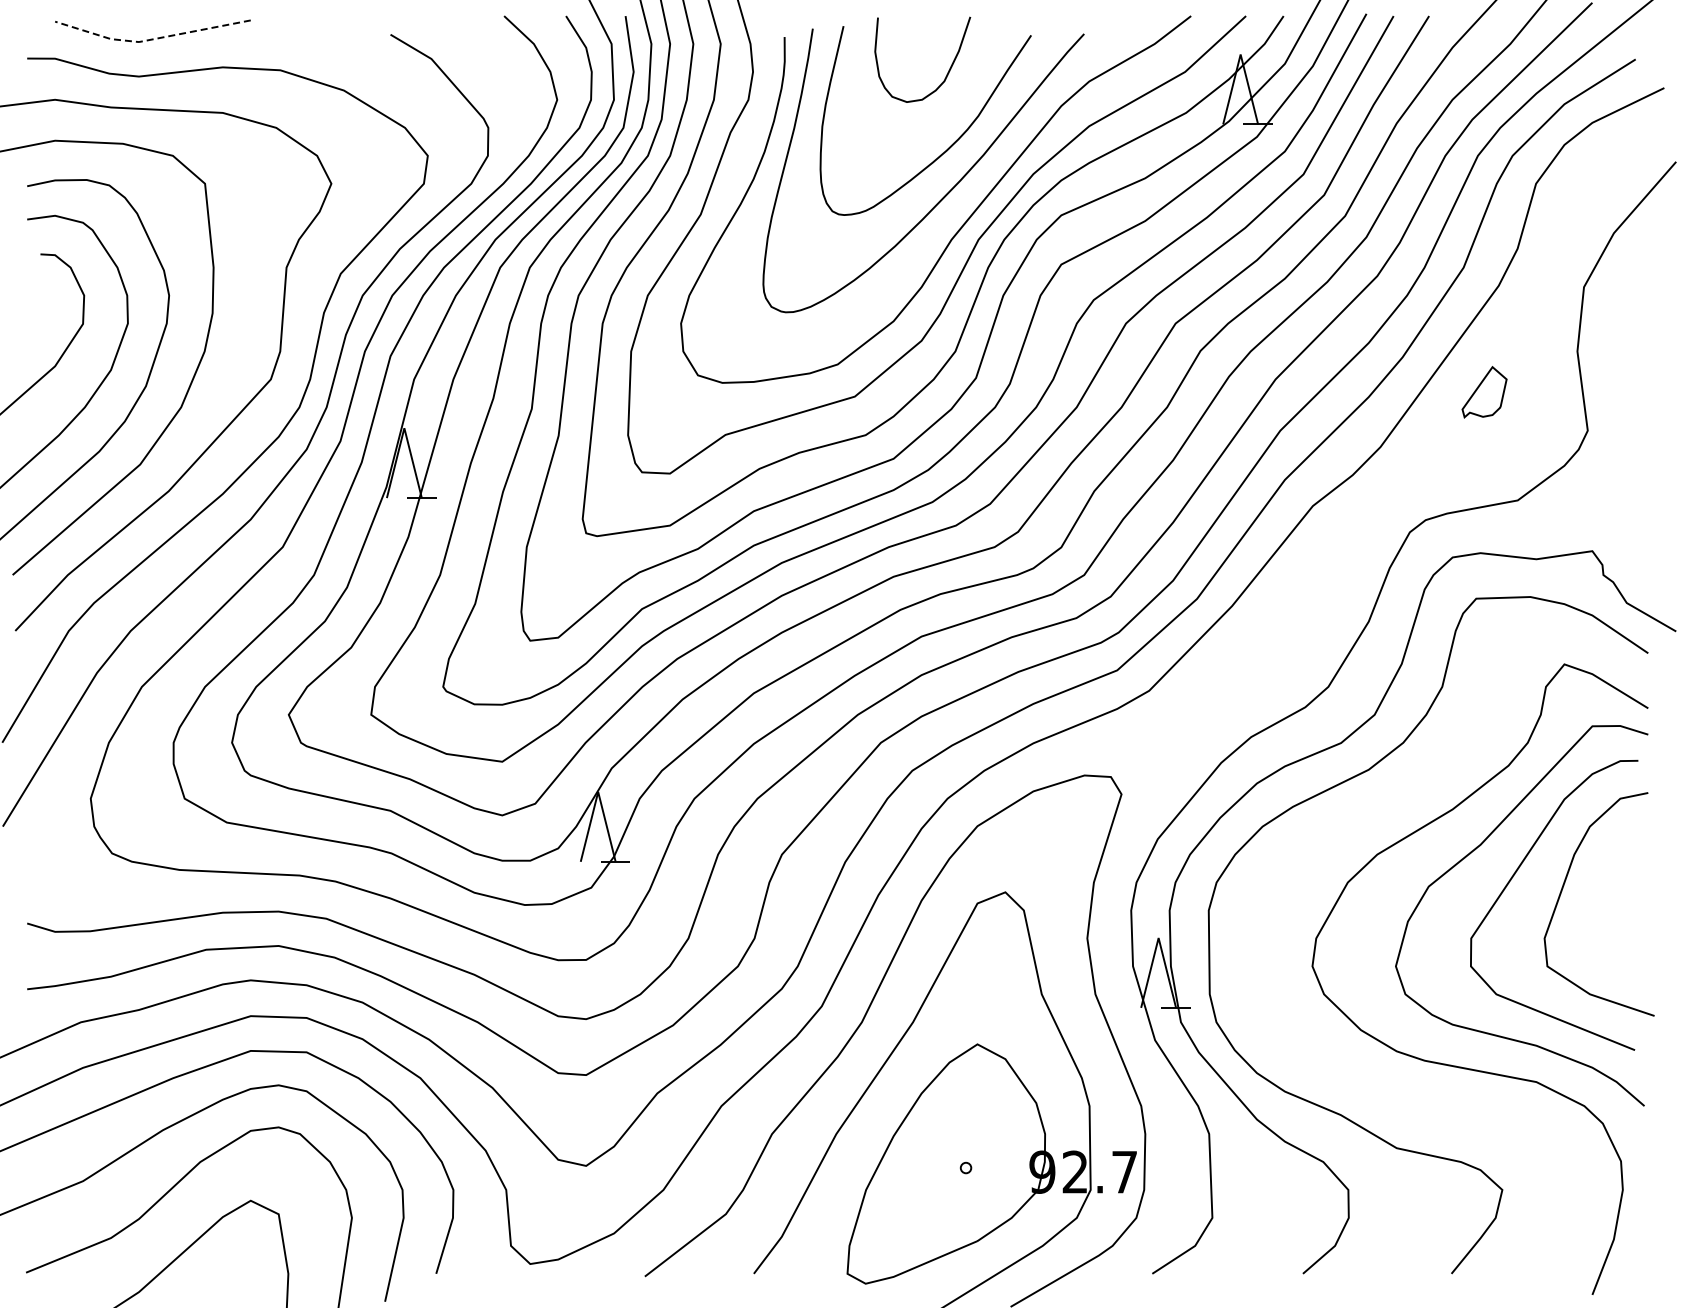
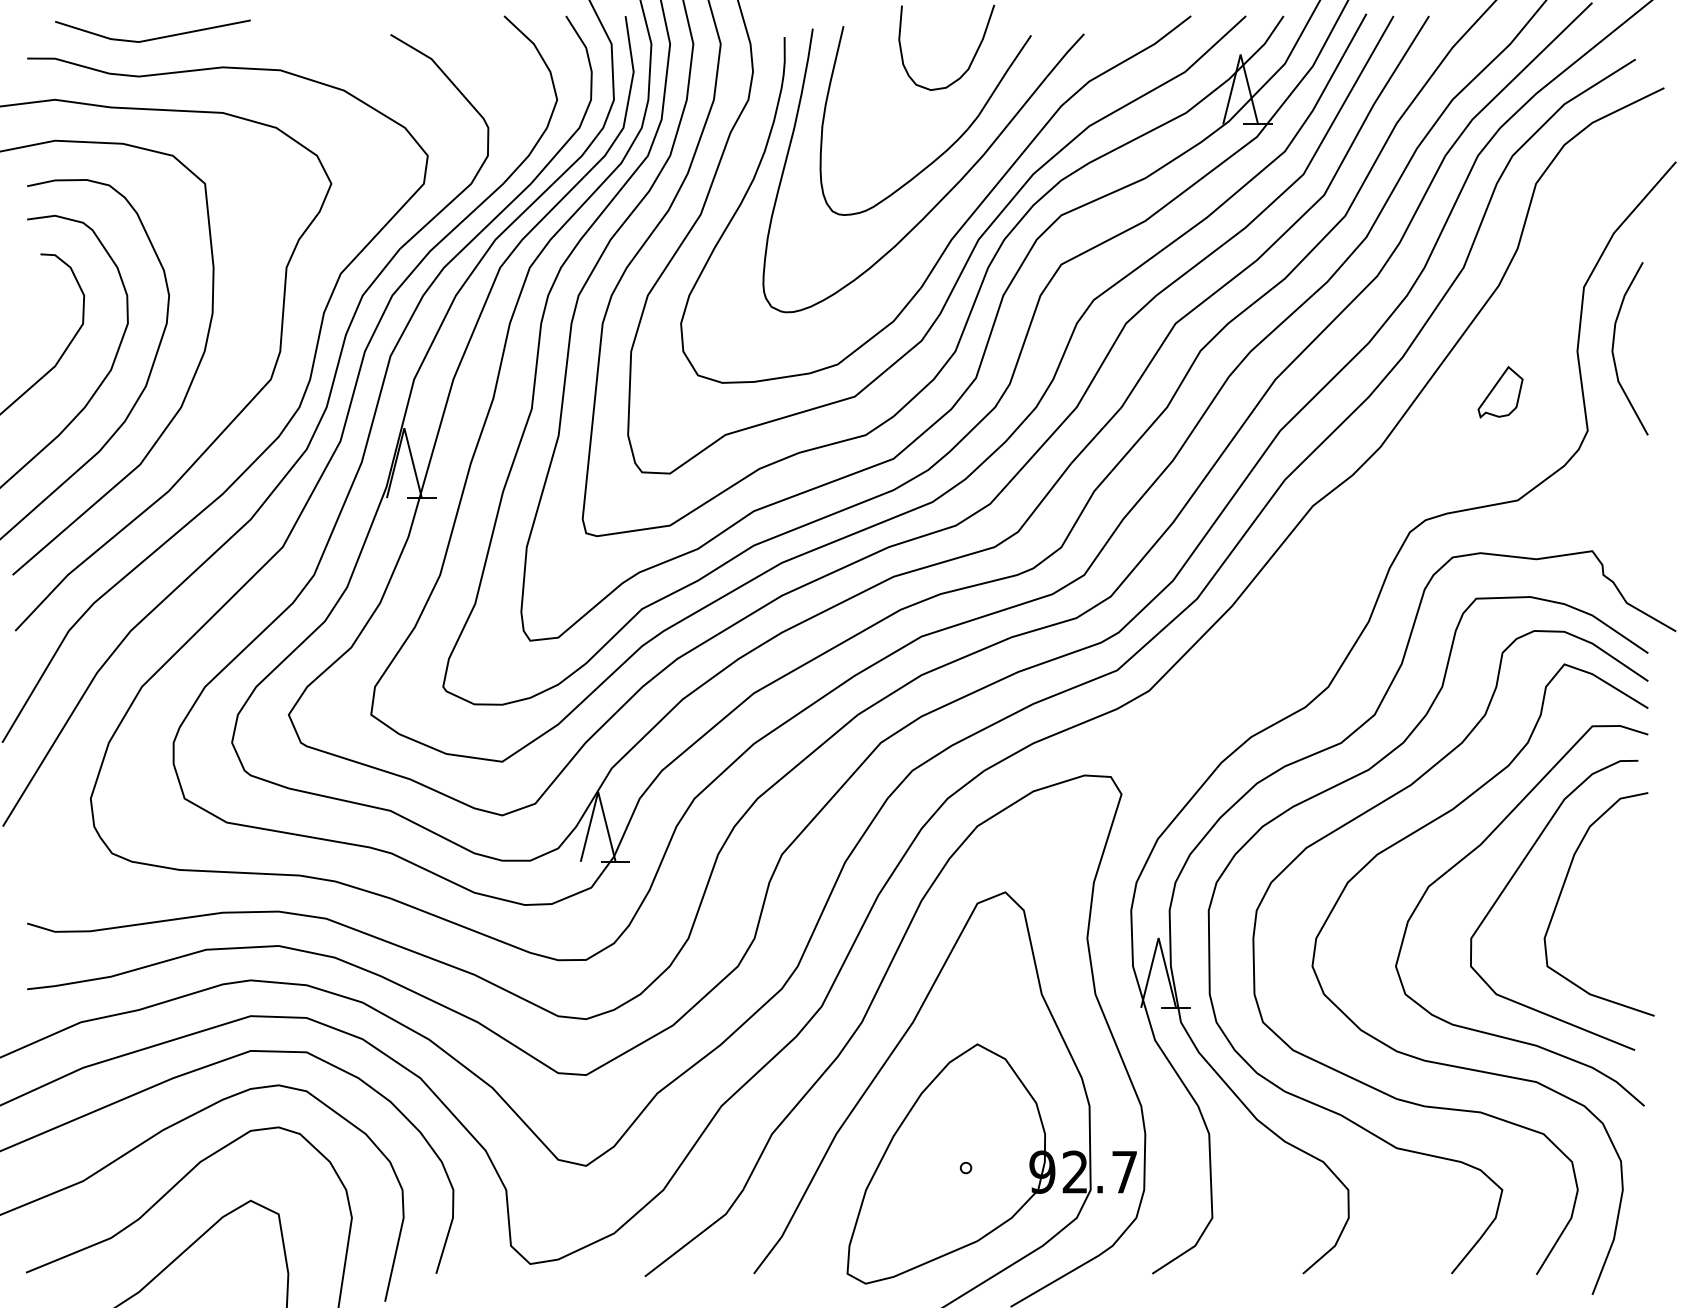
line: dashed -> solid (150, 39)
curve position: (947, 72) -> (971, 60) (971, 60)
curve: none -> present (1614, 343)
part position: (1484, 392) -> (1500, 392) (1500, 392)
curve: none -> present (1407, 1100)
